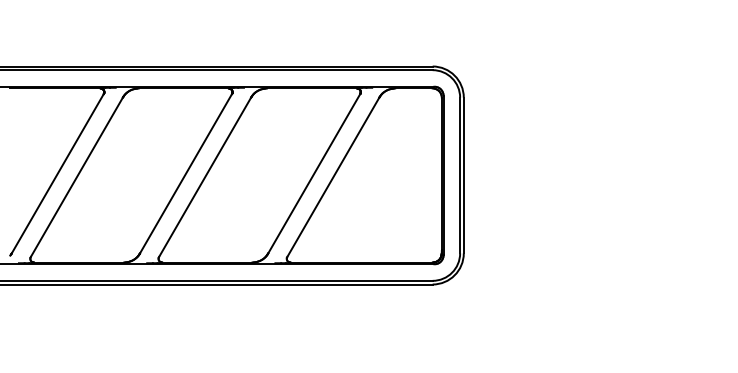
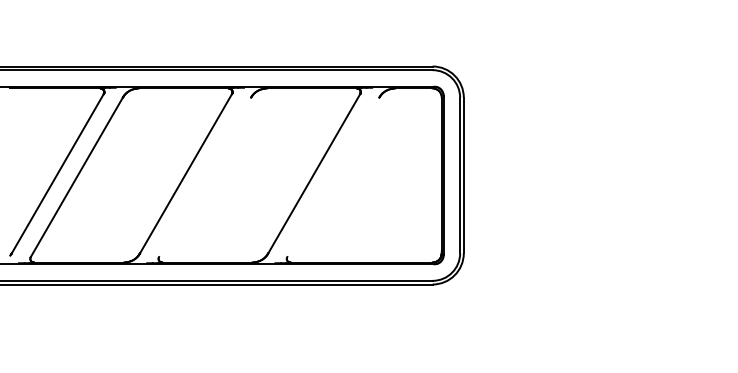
line: present -> none (204, 177)
line: present -> none (333, 177)
